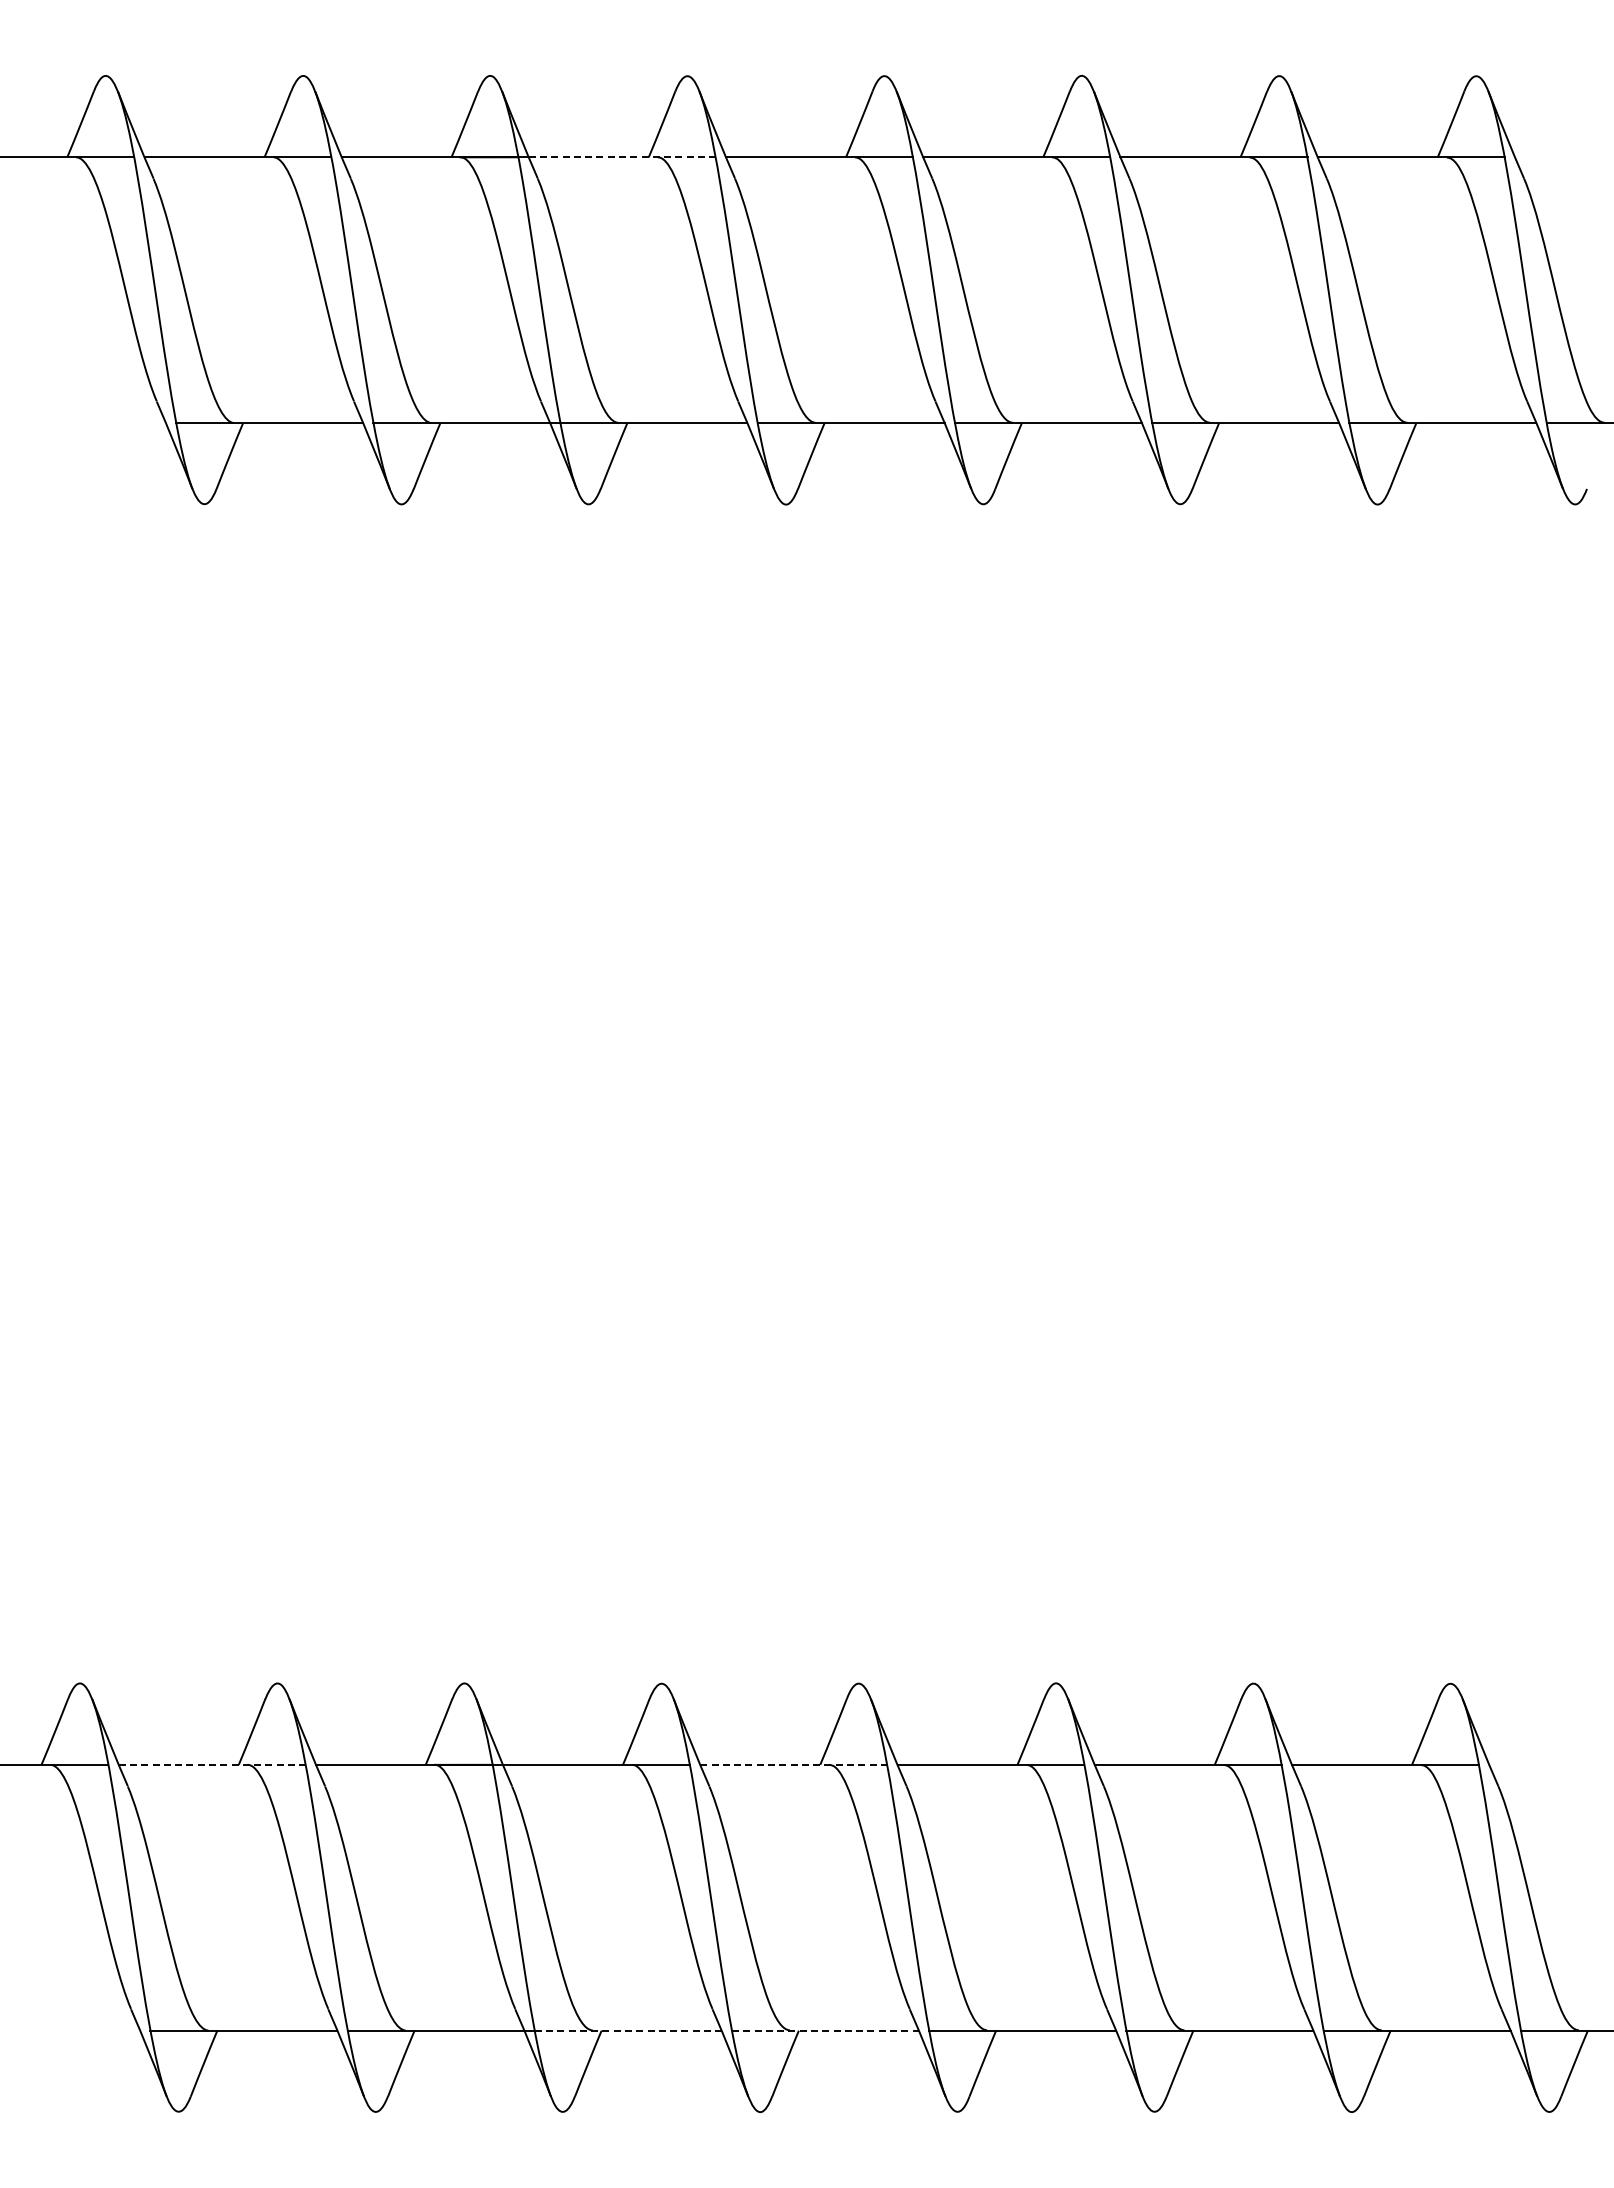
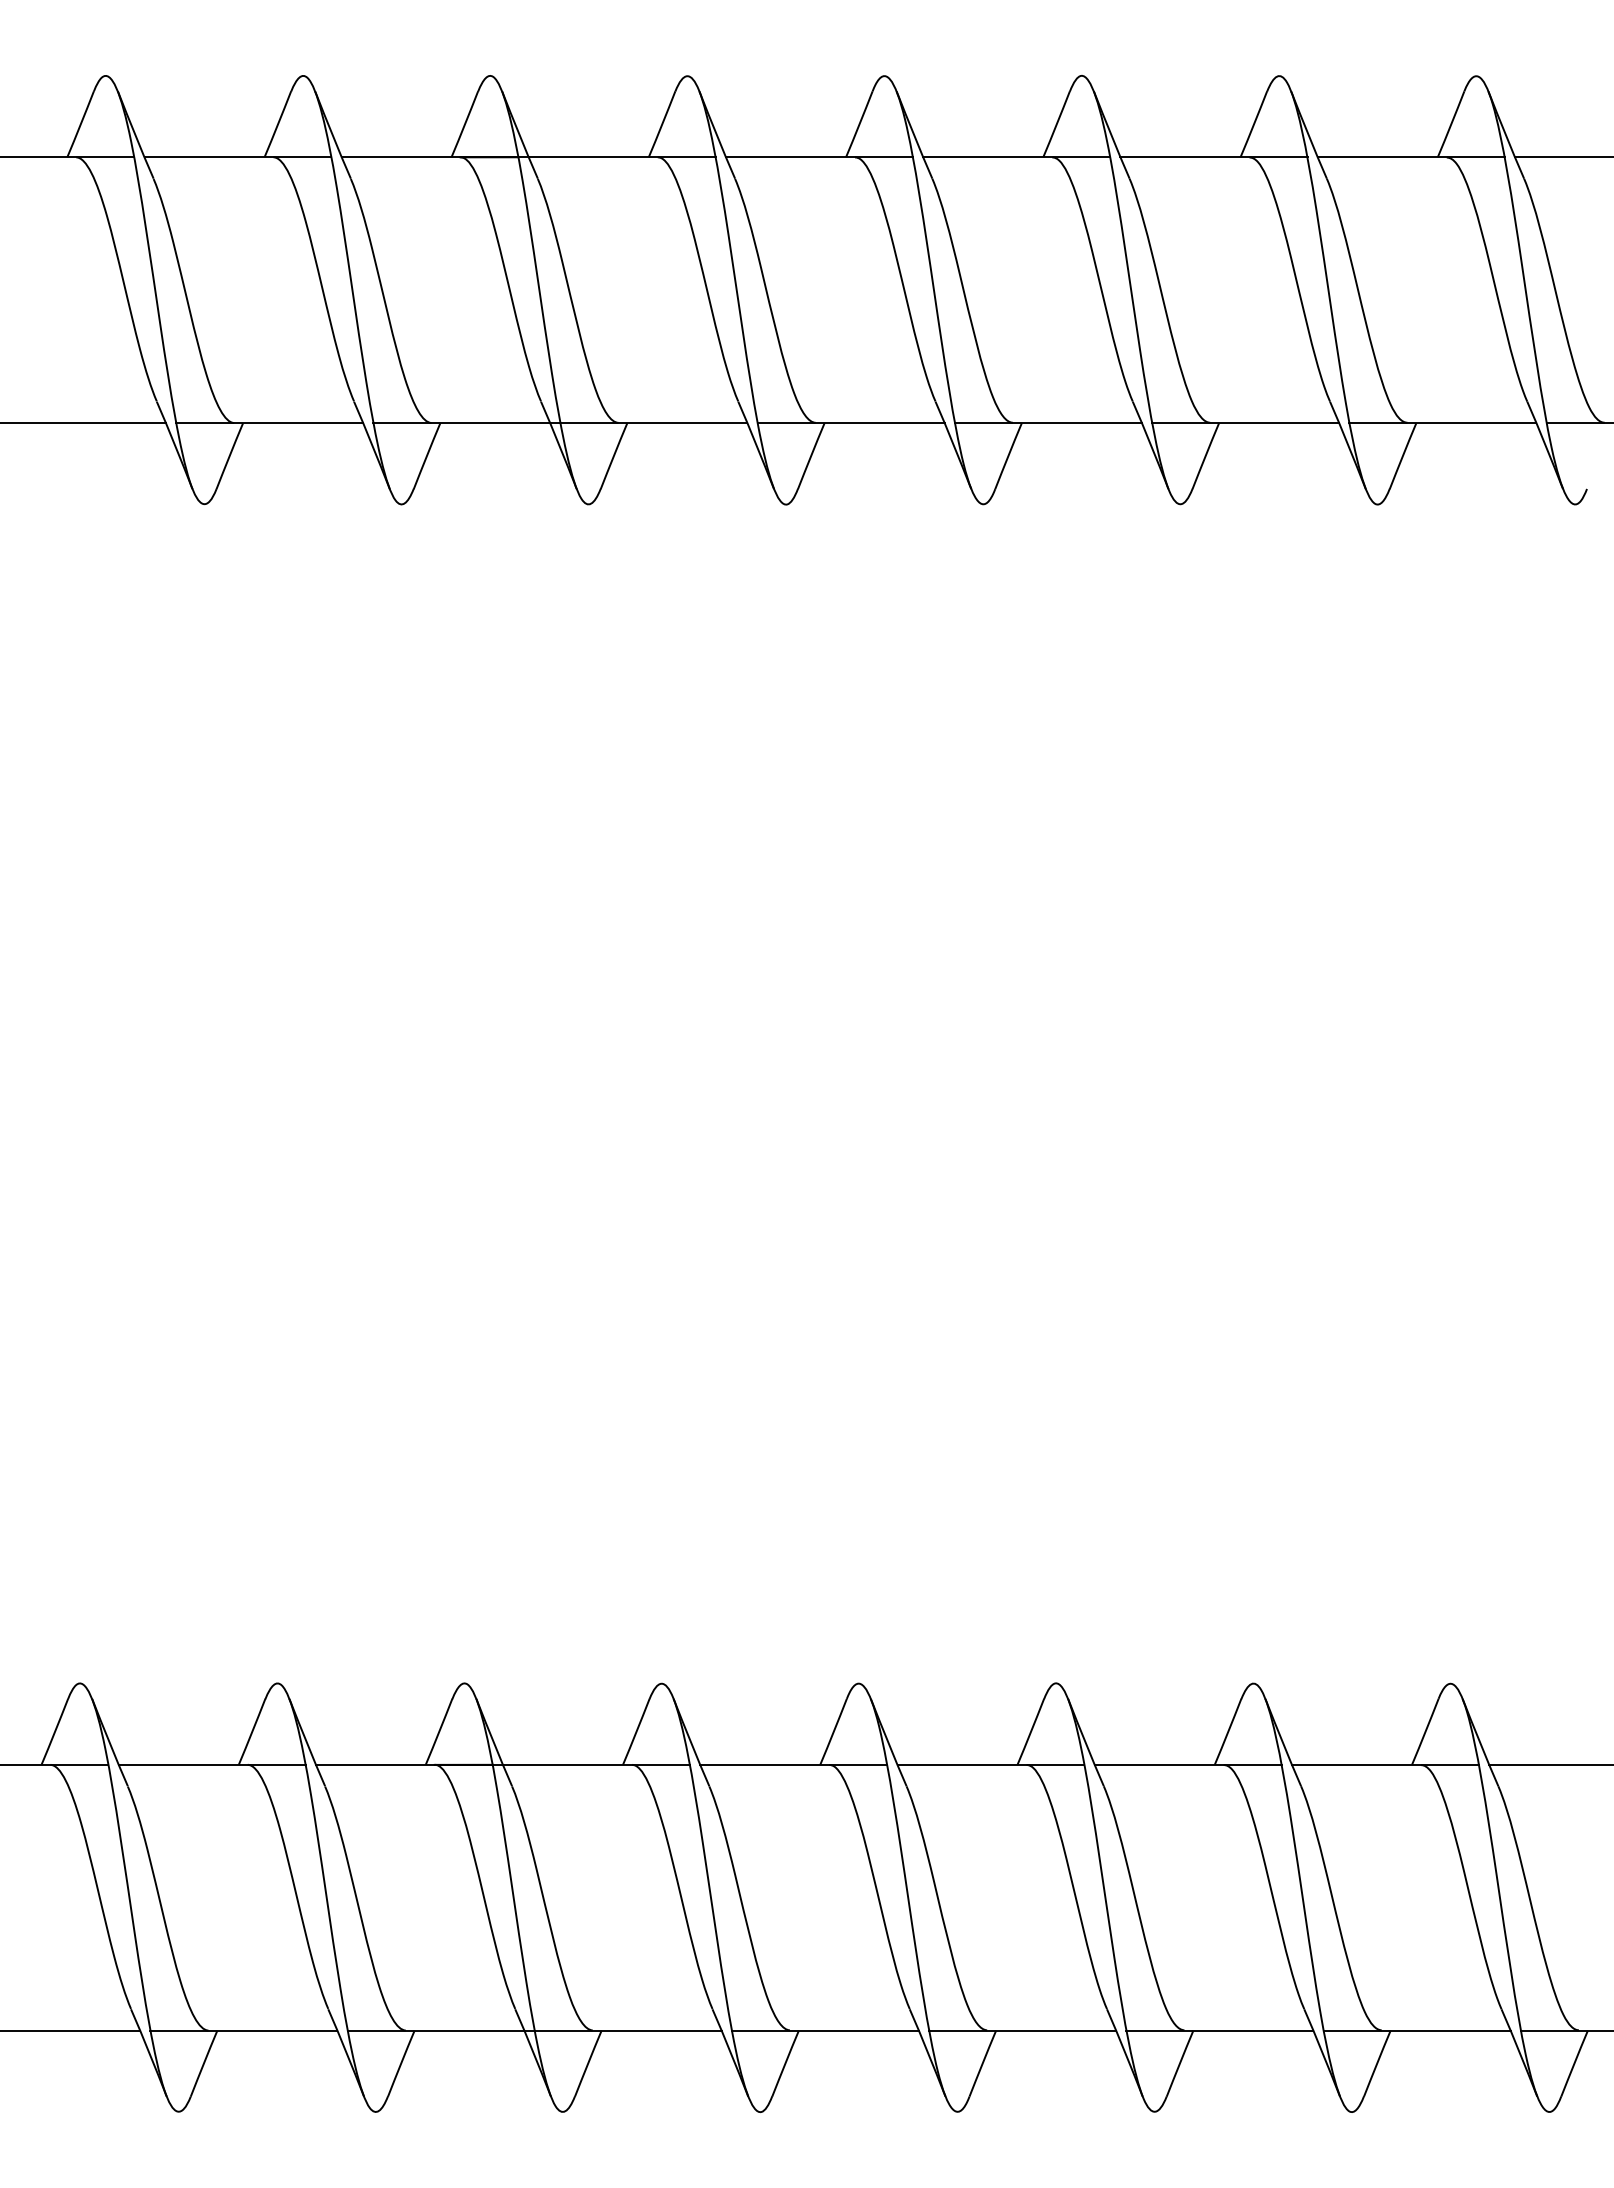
line: dashed -> solid (622, 157)
line: none -> present (1562, 157)
line: none -> present (83, 423)
line: dashed -> solid (212, 1764)
line: dashed -> solid (794, 1764)
line: none -> present (1549, 1764)
line: none -> present (71, 2030)
line: dashed -> solid (628, 2030)
line: dashed -> solid (825, 2030)
